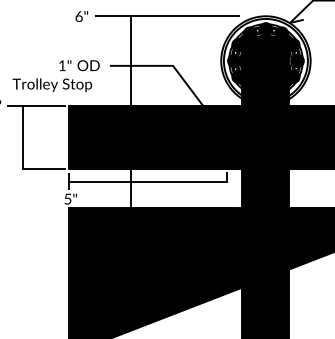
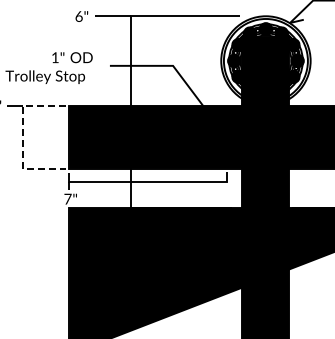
text position: (55, 75) -> (48, 67) (48, 67)
line: solid -> dashed (23, 137)
text: 5" -> 7" (67, 198)
